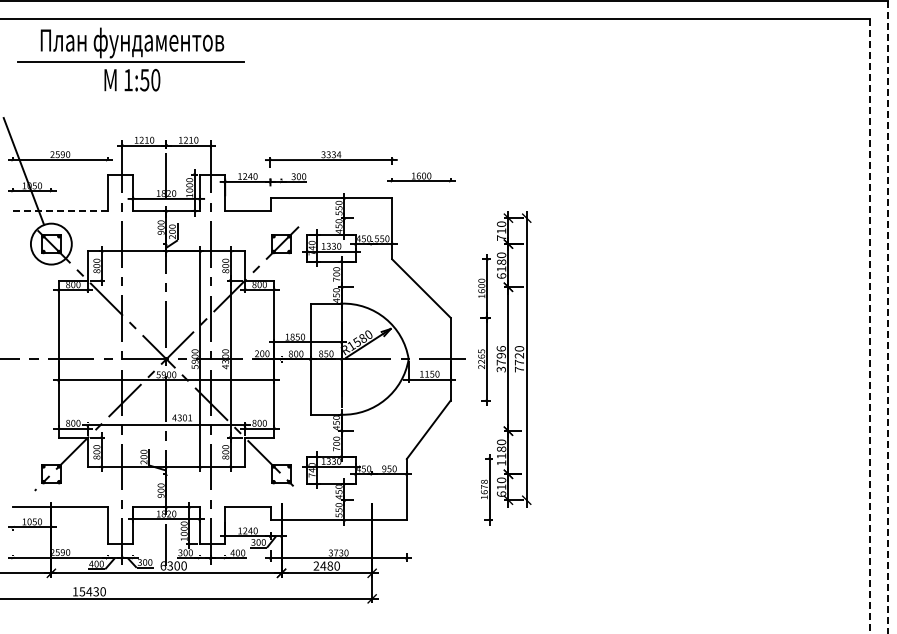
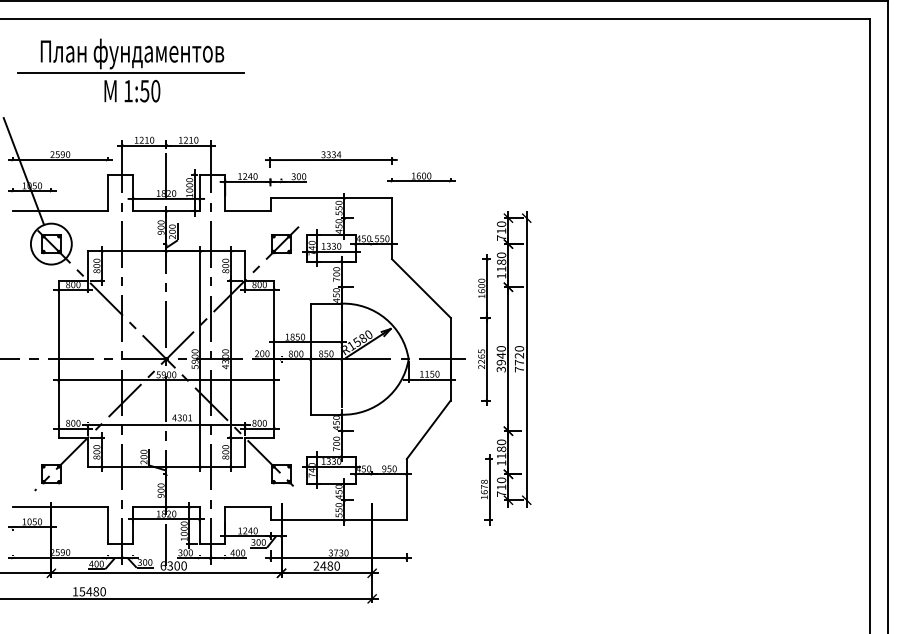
part position: (130, 59) -> (130, 70) (130, 70)
line: dashed -> solid (60, 211)
text: 6180 -> 1180 (501, 275)
line: dashed -> solid (888, 317)
line: dashed -> solid (870, 327)
text: 3796 -> 3940 (500, 355)
text: 610 -> 710 (501, 493)
text: 15430 -> 15480 (96, 591)
